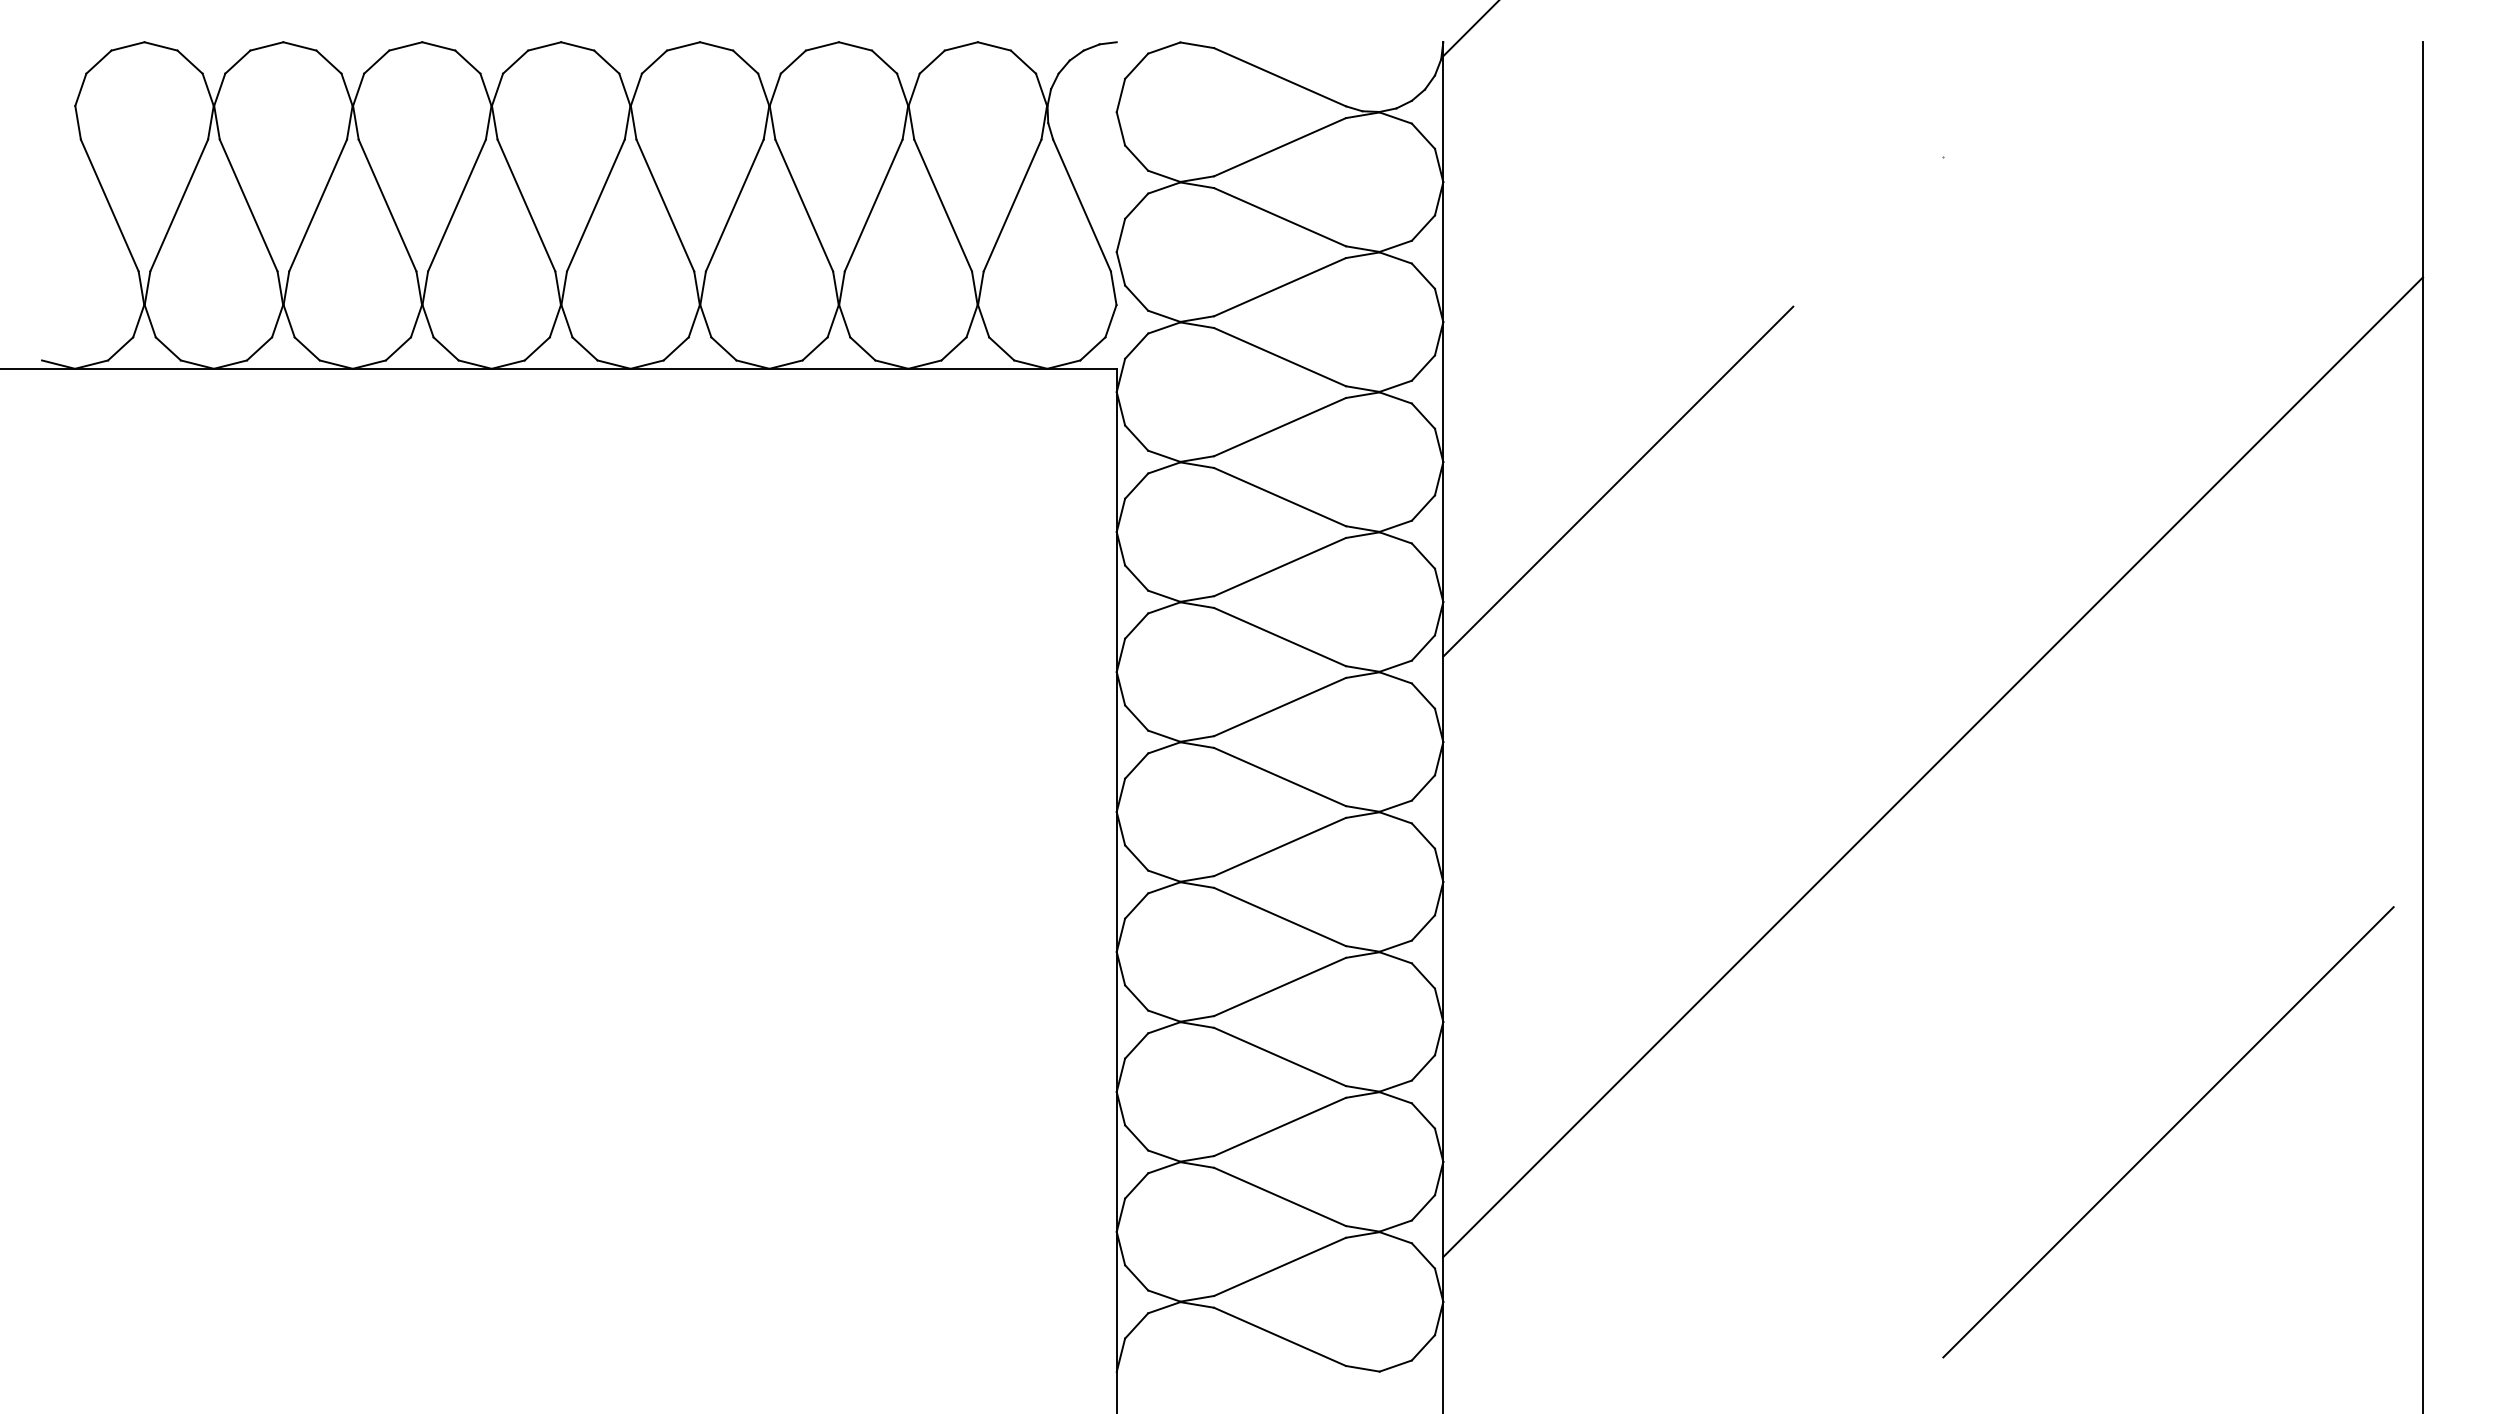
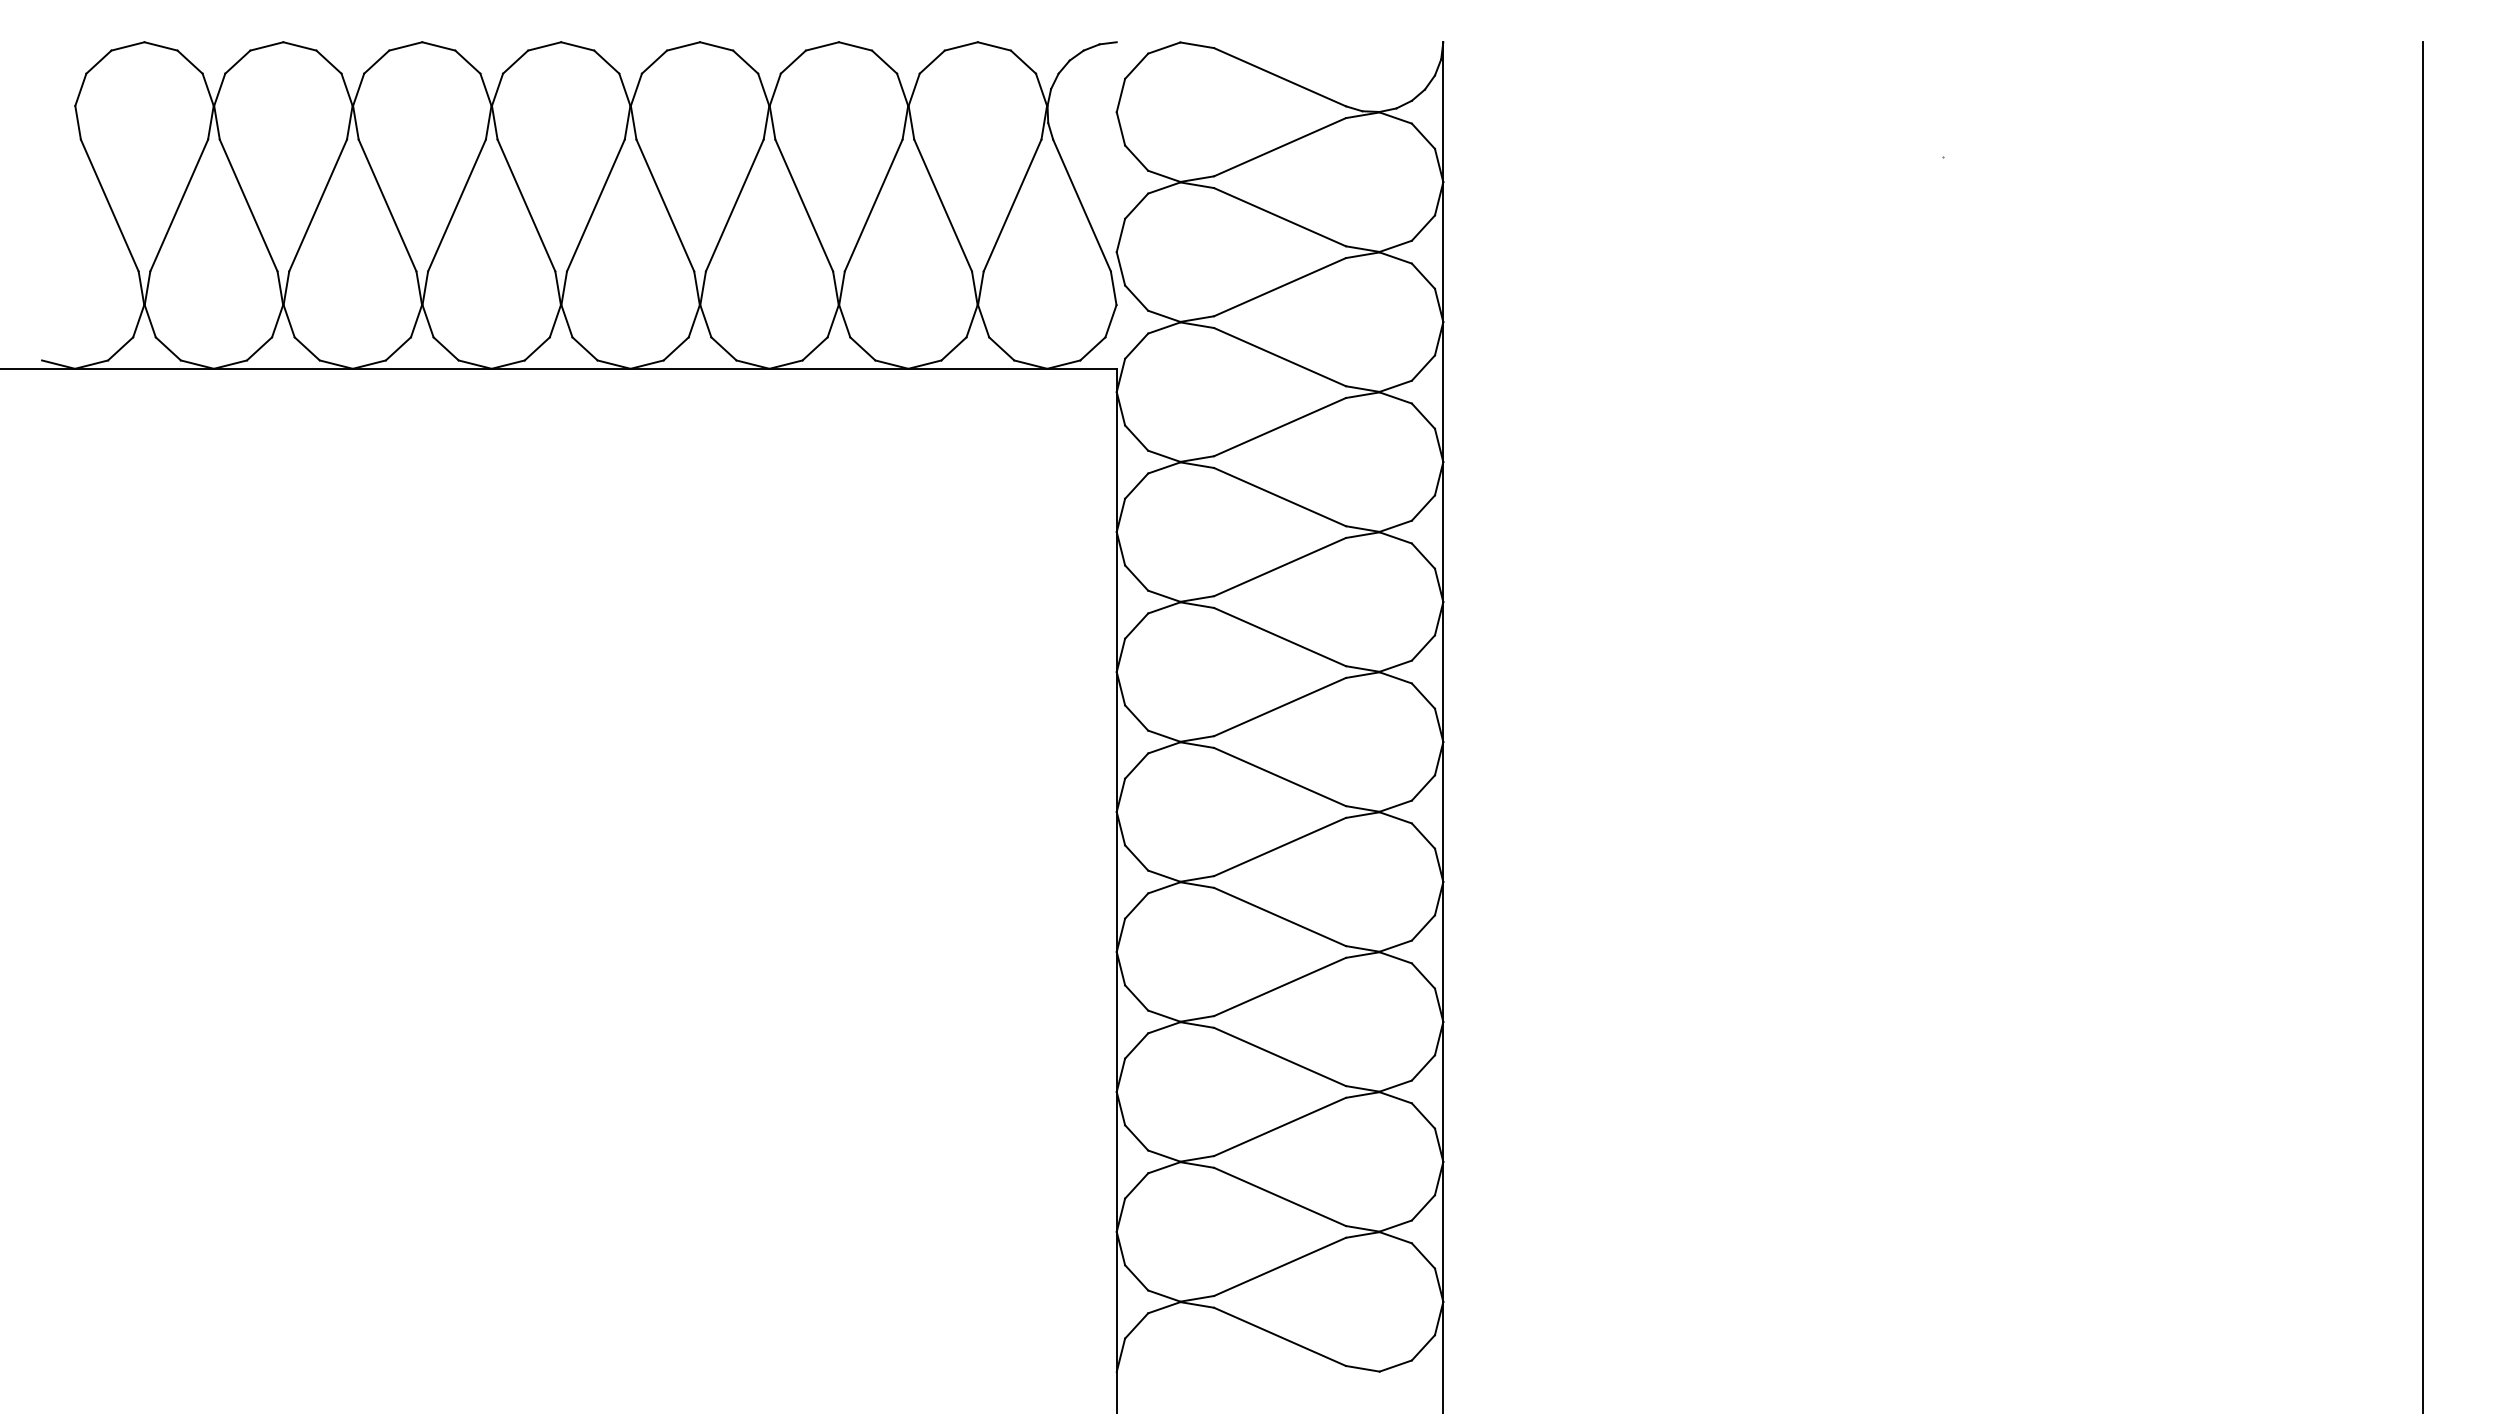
line: present -> none (1470, 29)
line: present -> none (1618, 481)
line: present -> none (1933, 767)
line: present -> none (2168, 1132)
